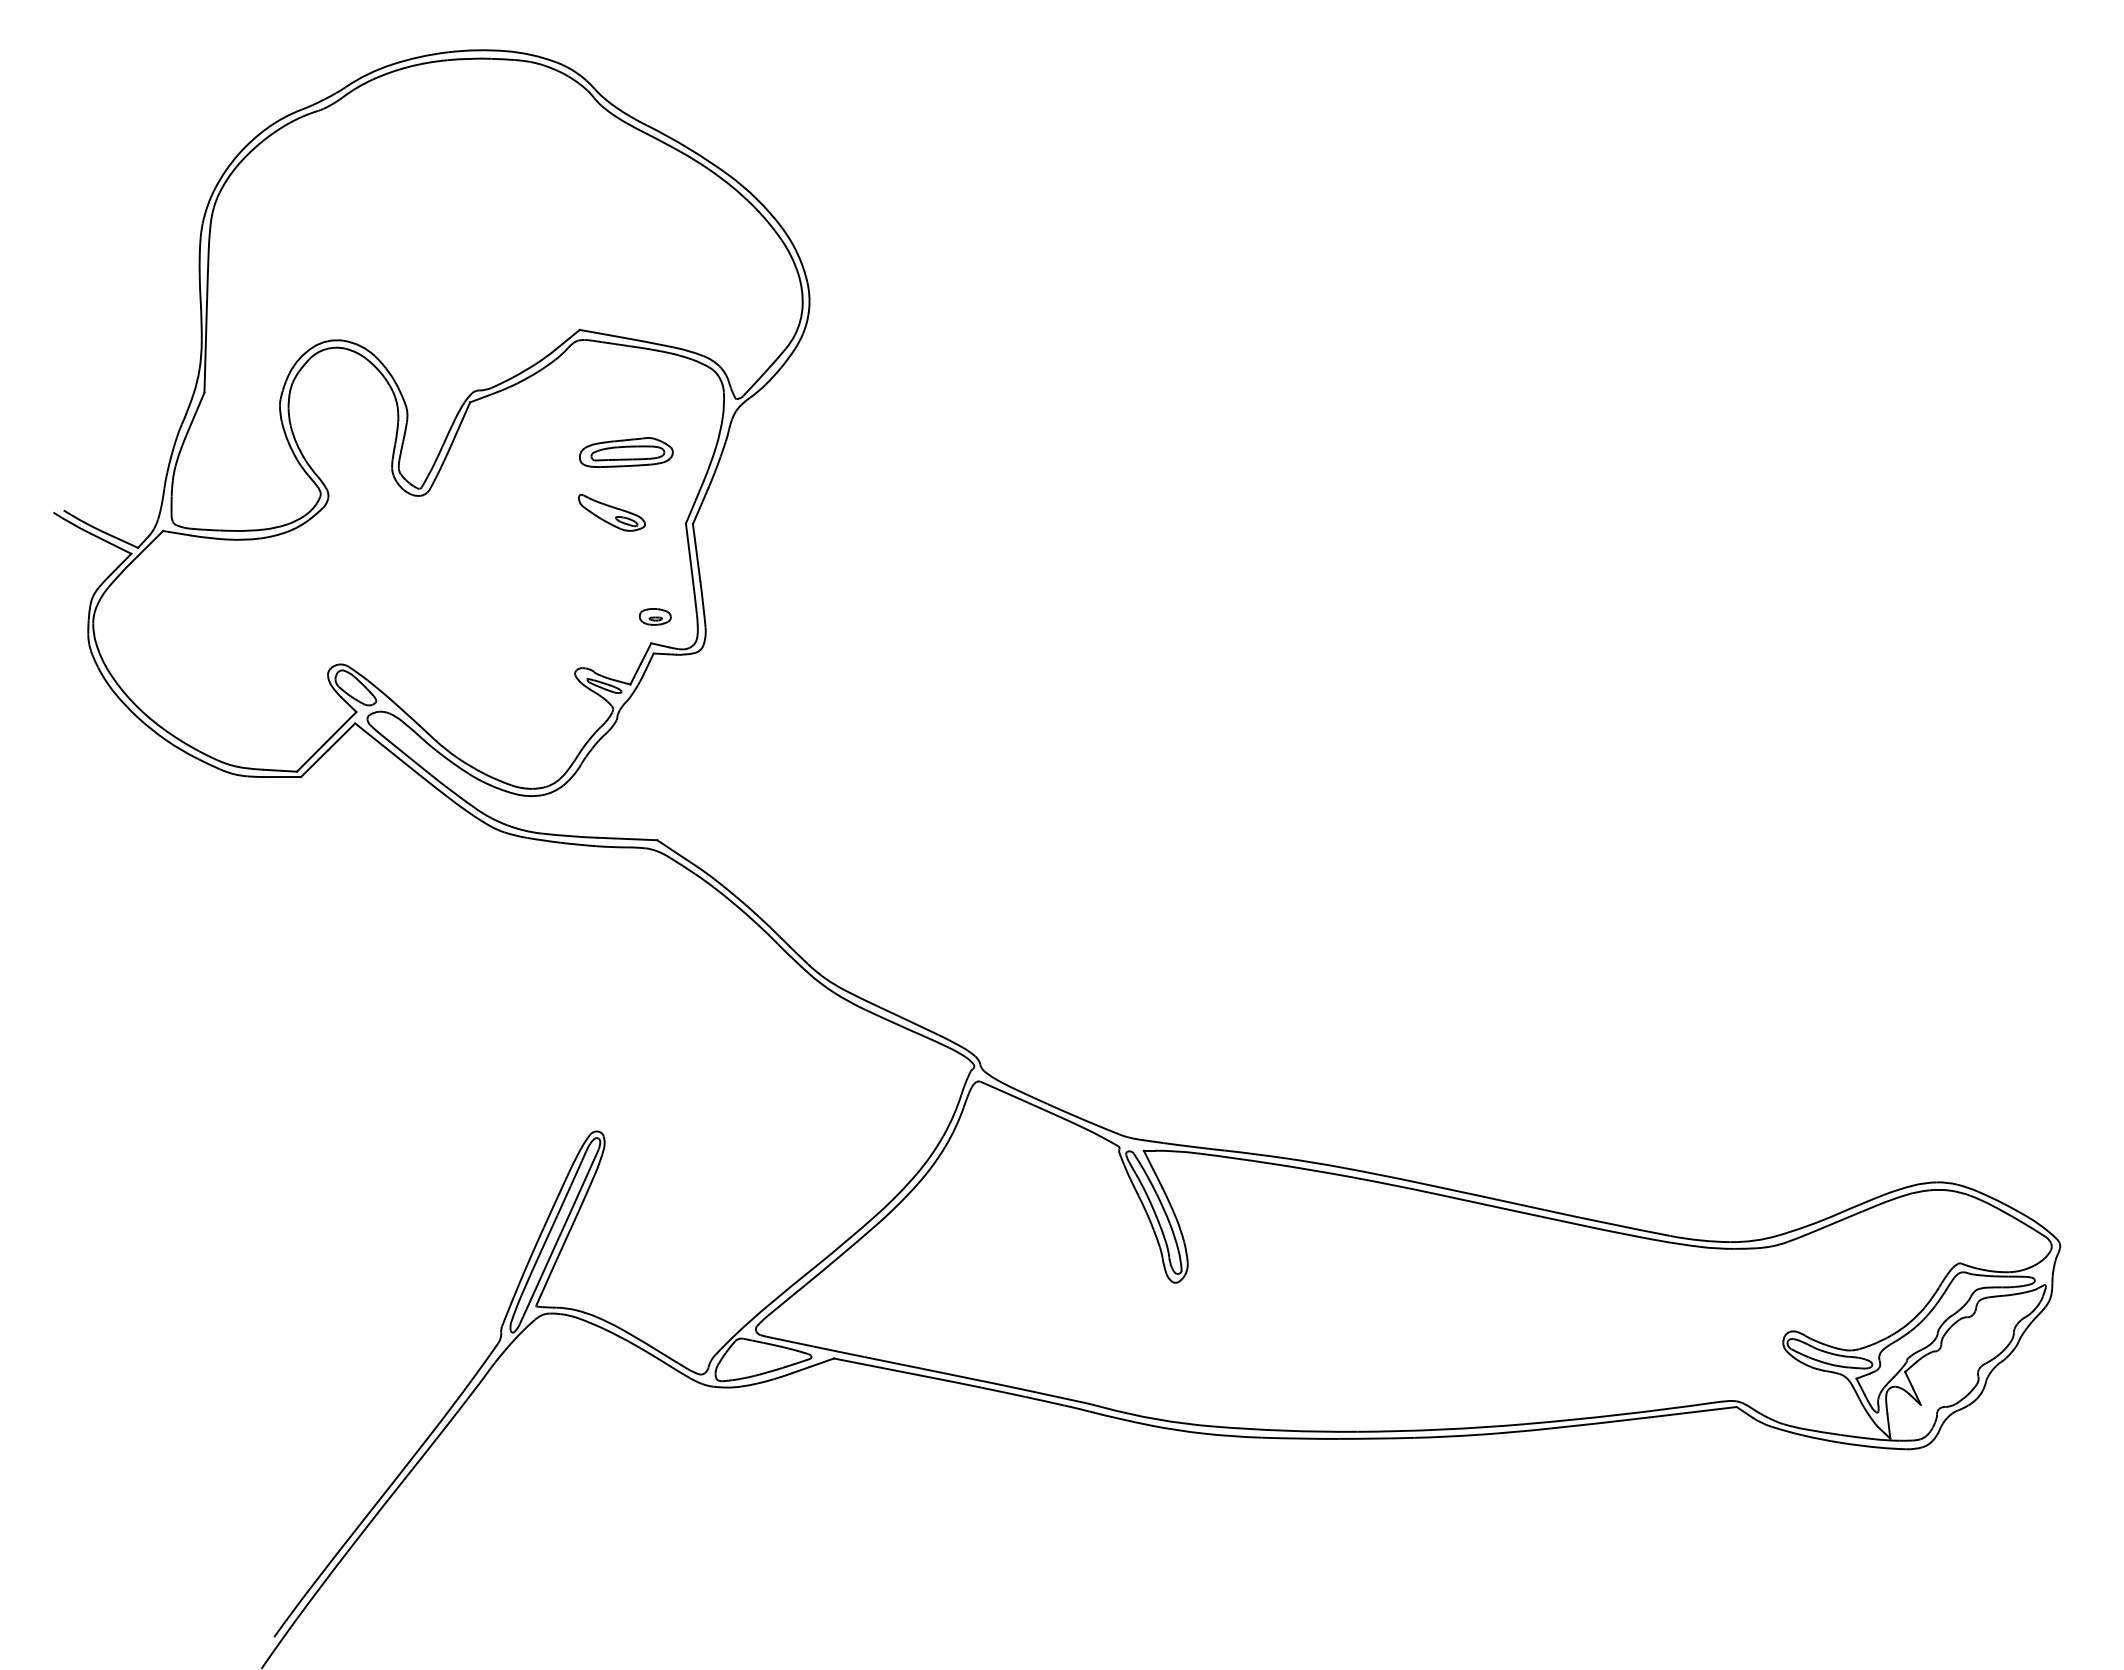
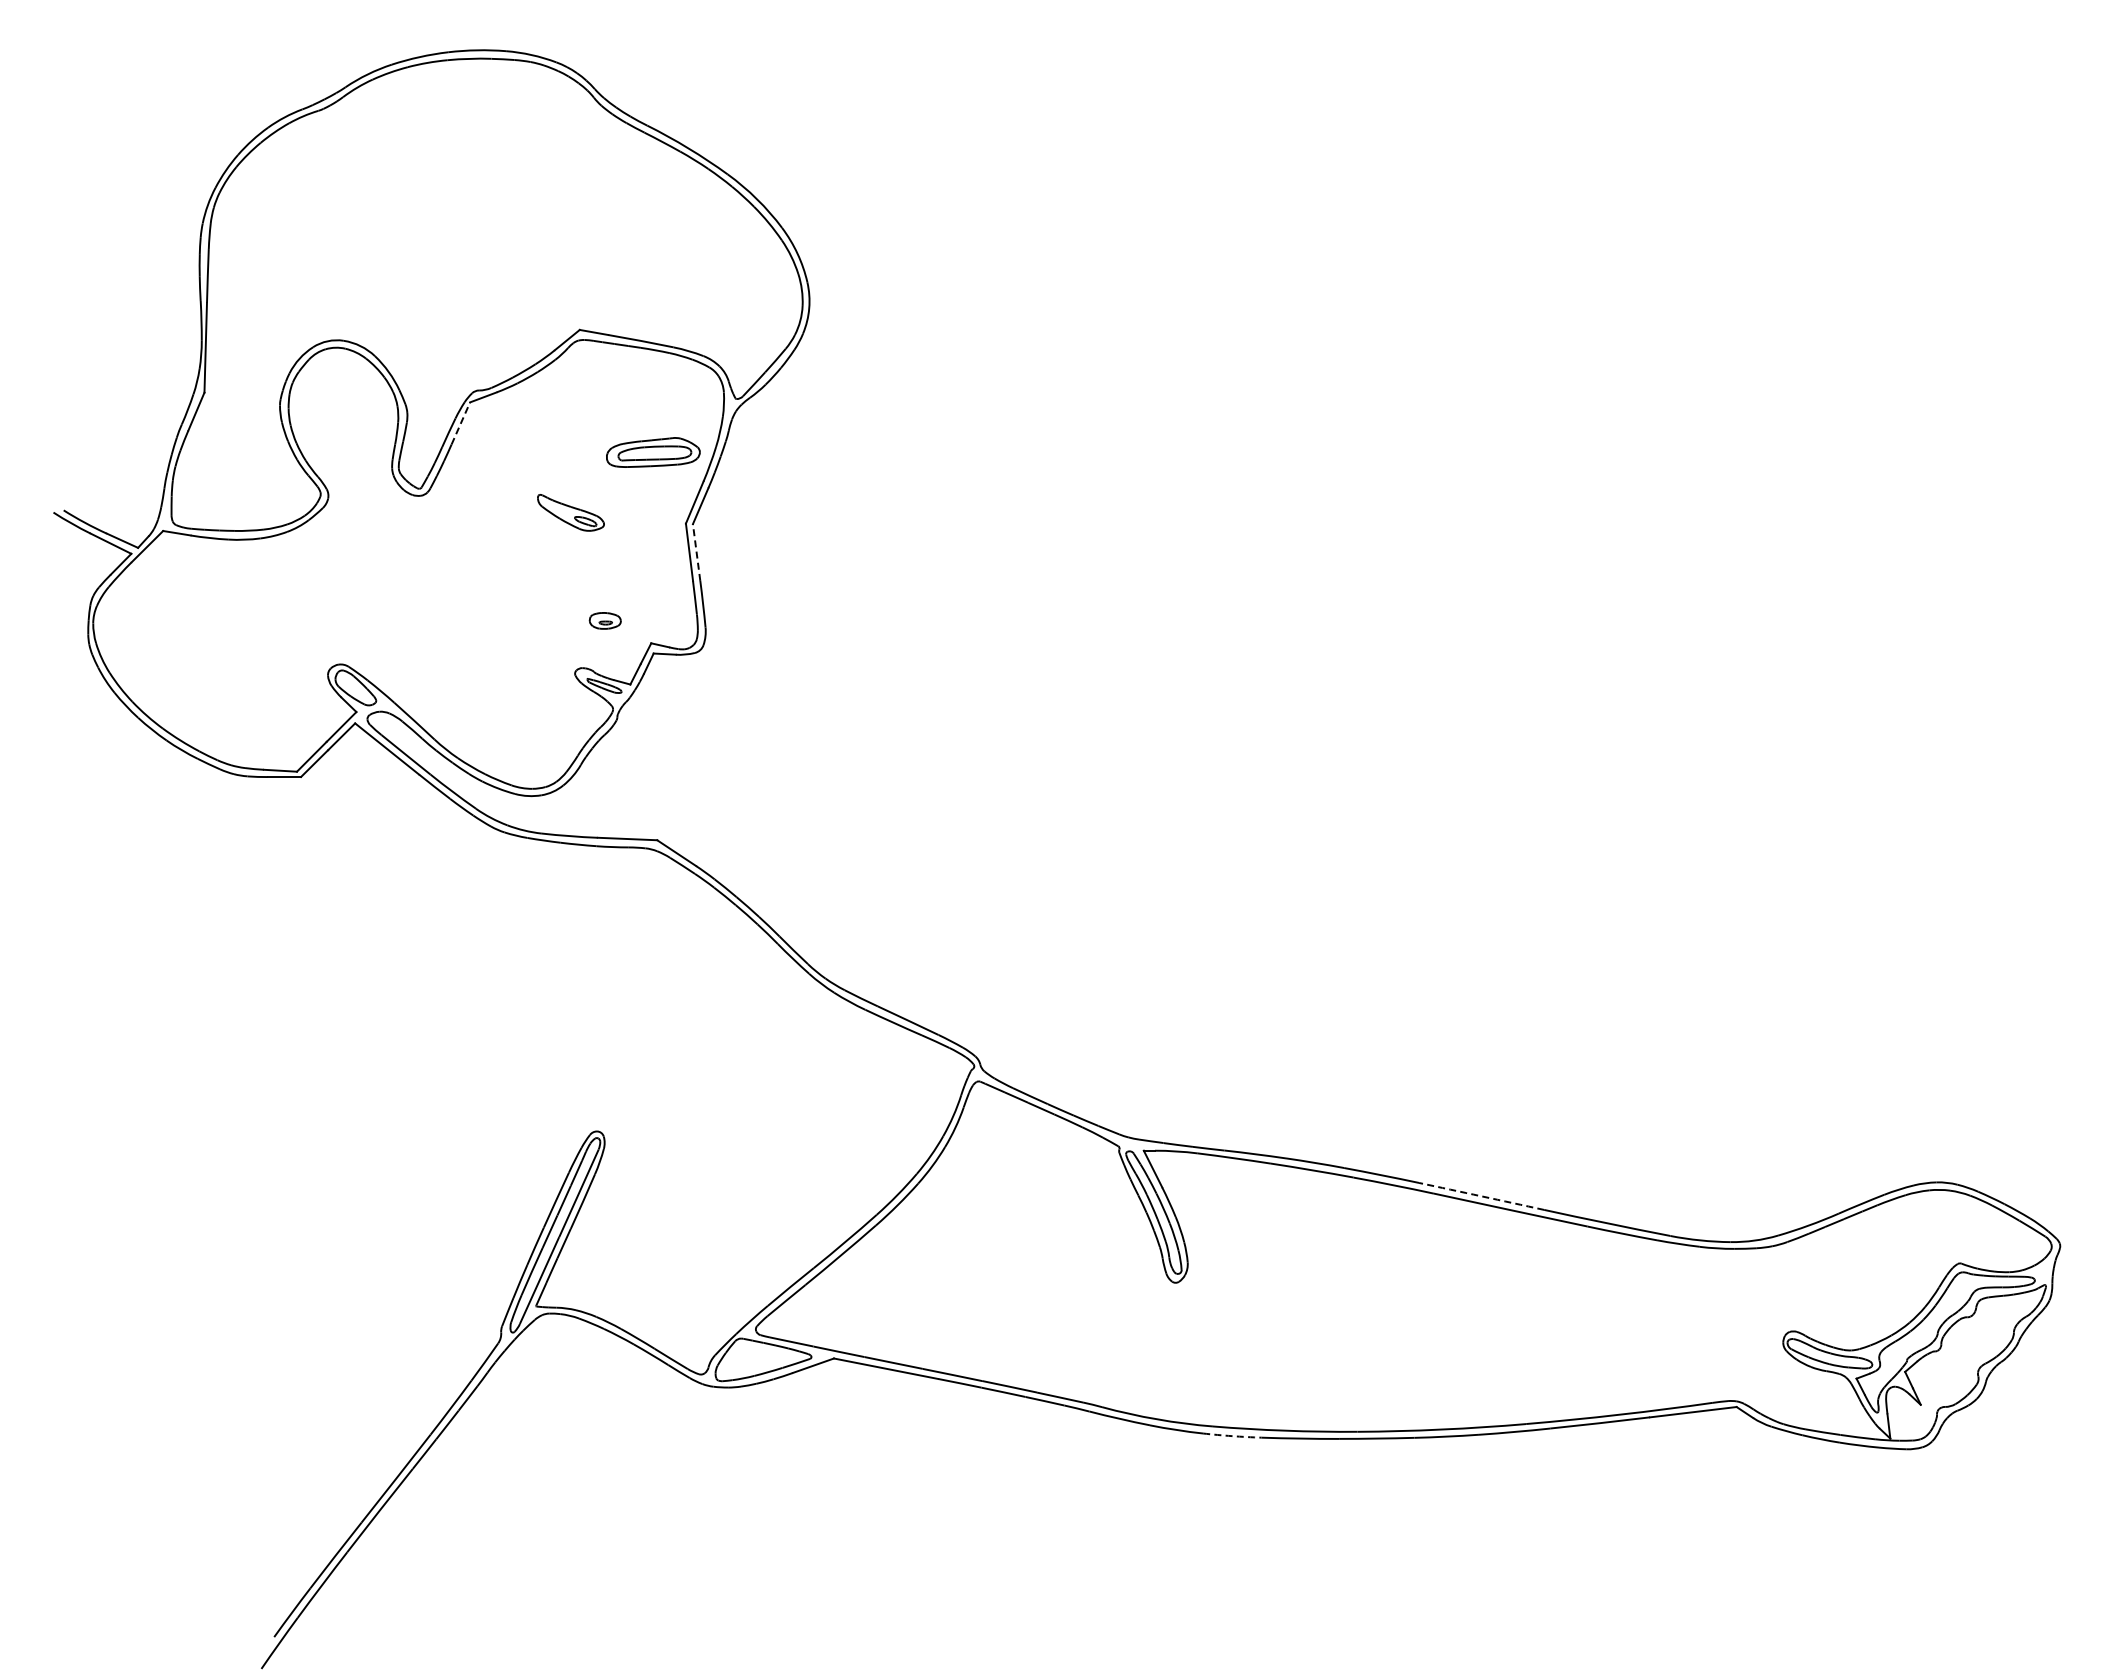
line: solid -> dashed (461, 422)
part position: (626, 452) -> (653, 452) (653, 452)
part position: (611, 512) -> (570, 512) (570, 512)
line: solid -> dashed (696, 552)
part position: (654, 616) -> (604, 620) (604, 620)
arc: solid -> dashed (1481, 1196)
arc: solid -> dashed (1232, 1436)
